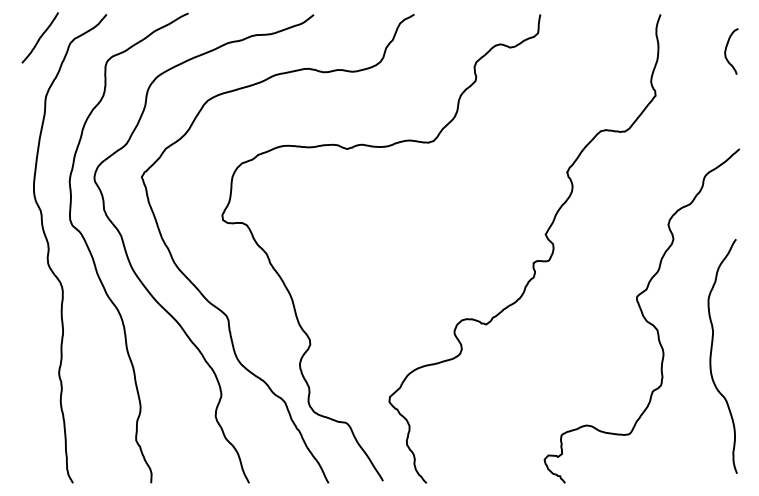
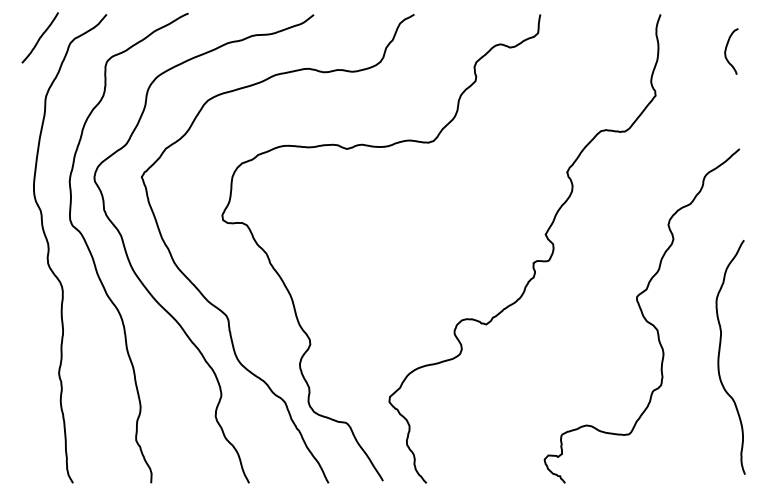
curve position: (711, 356) -> (719, 357) (719, 357)
